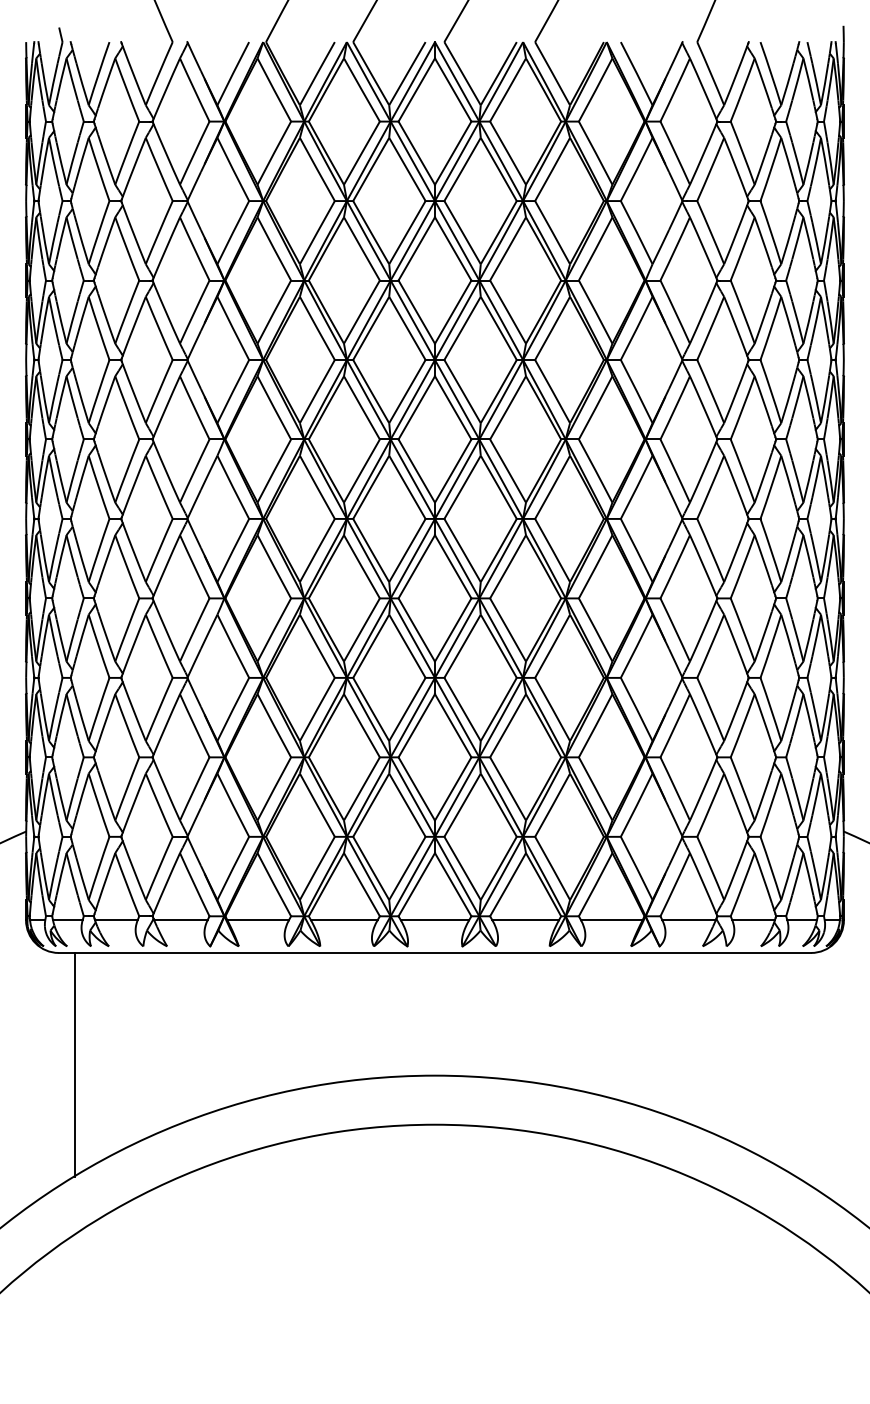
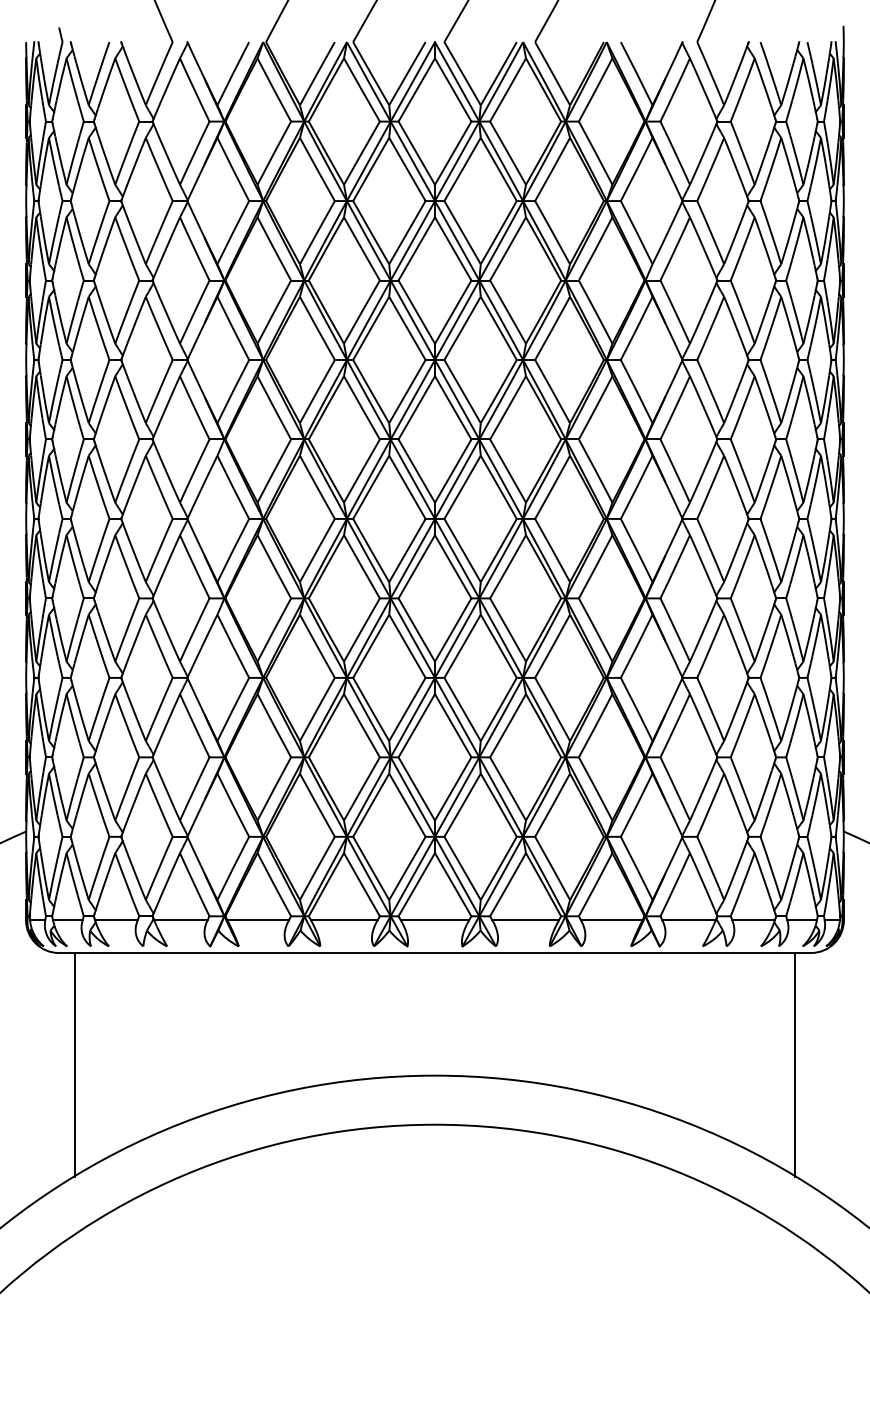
line: none -> present (794, 1064)
